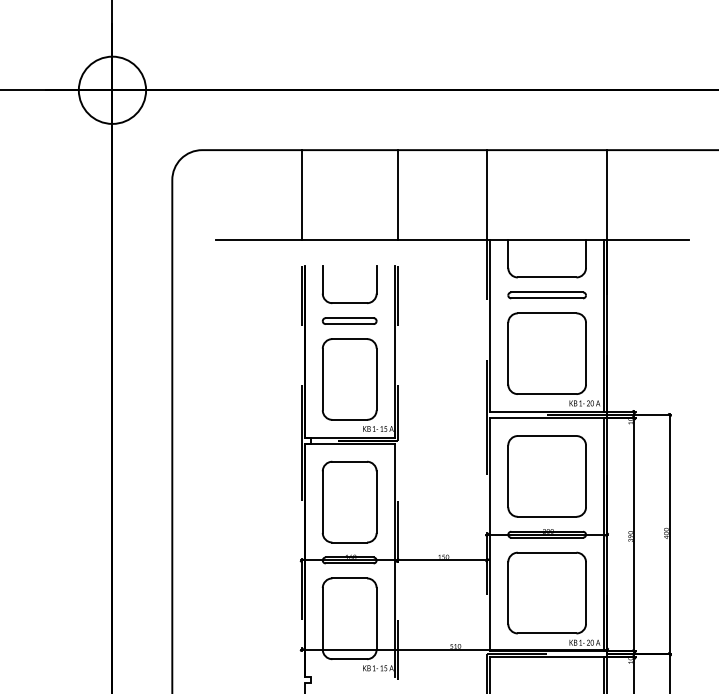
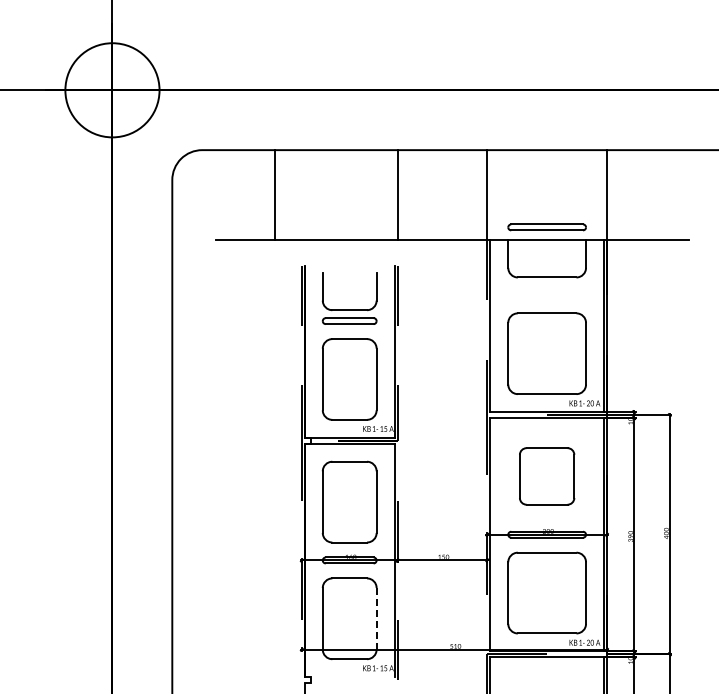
circle diameter: 67 px -> 94 px (112, 90)
line position: (301, 194) -> (274, 194) (274, 194)
part position: (546, 295) -> (546, 227) (546, 227)
part position: (349, 302) -> (349, 309) (349, 309)
part size: 80x83 px -> 57x59 px (547, 476)
line: solid -> dashed (376, 618)
